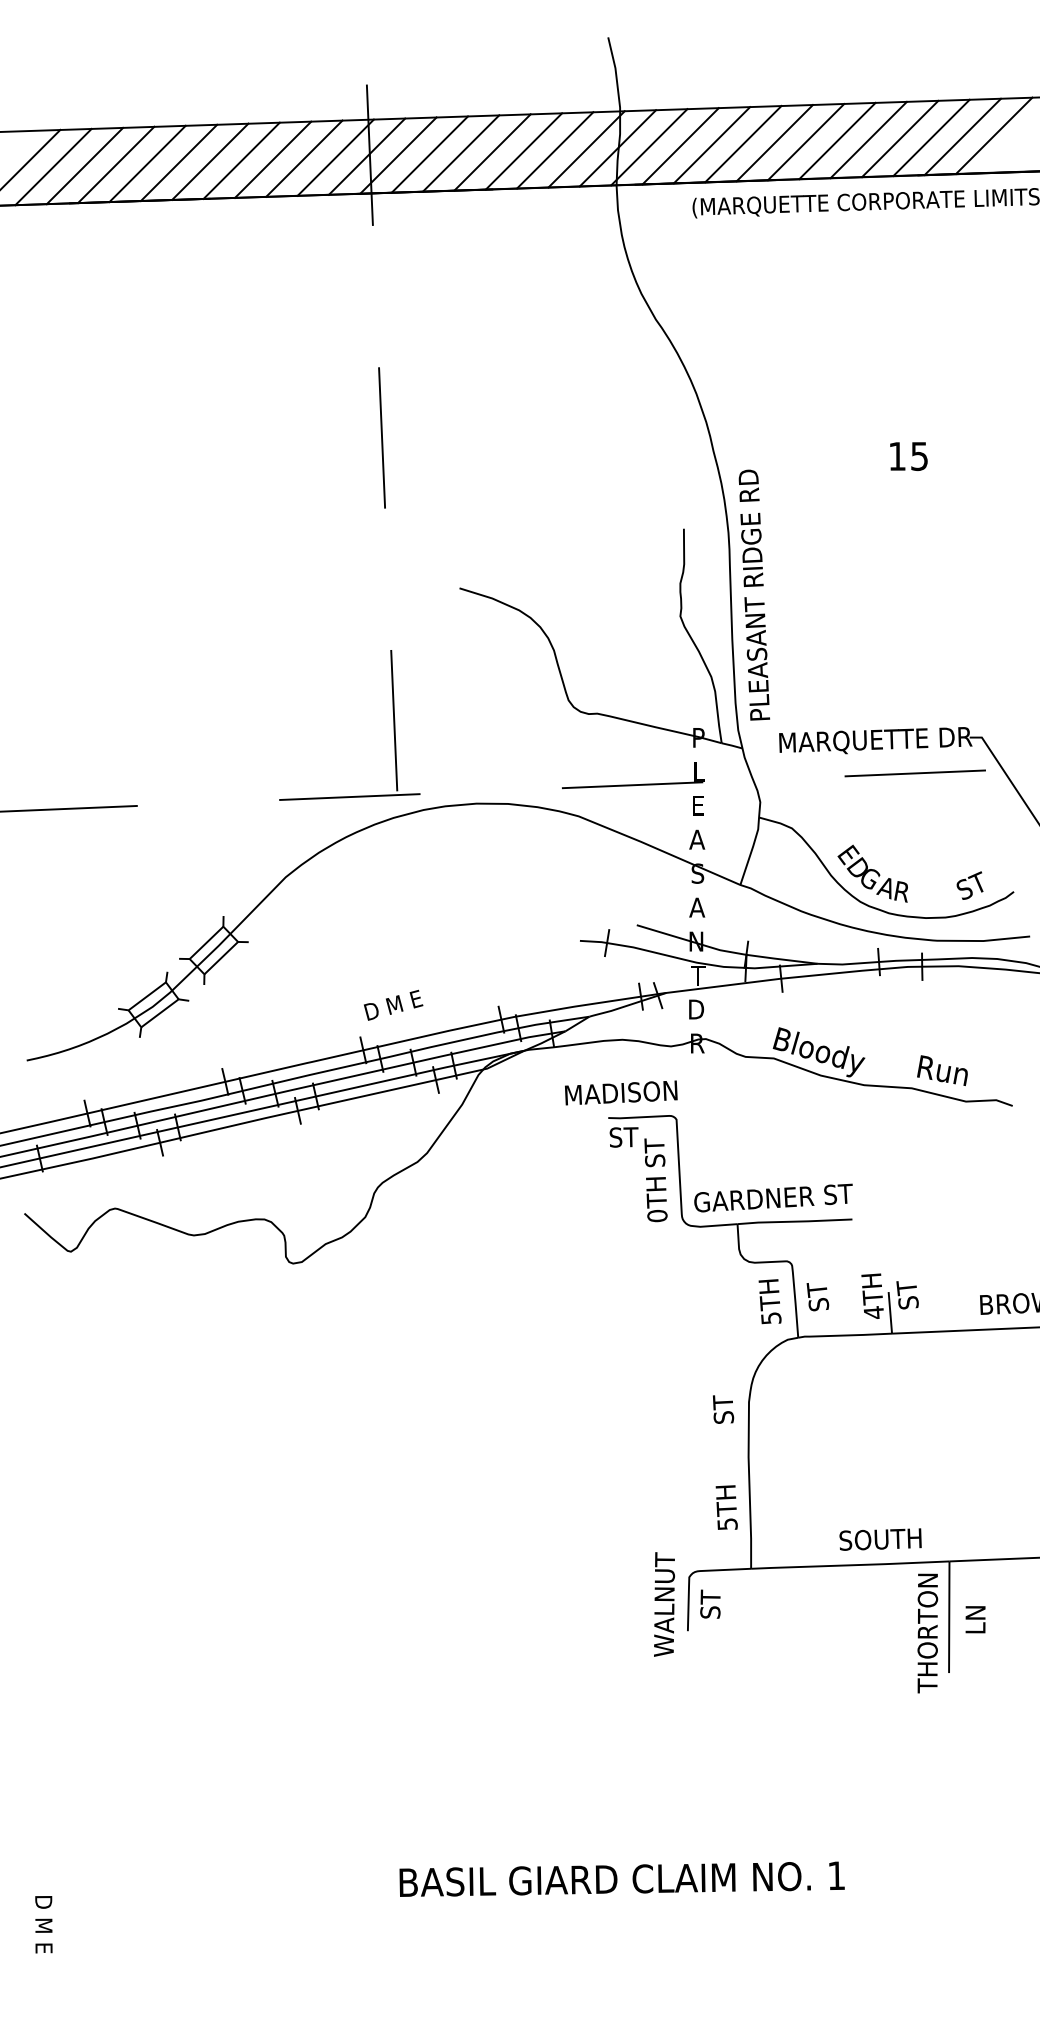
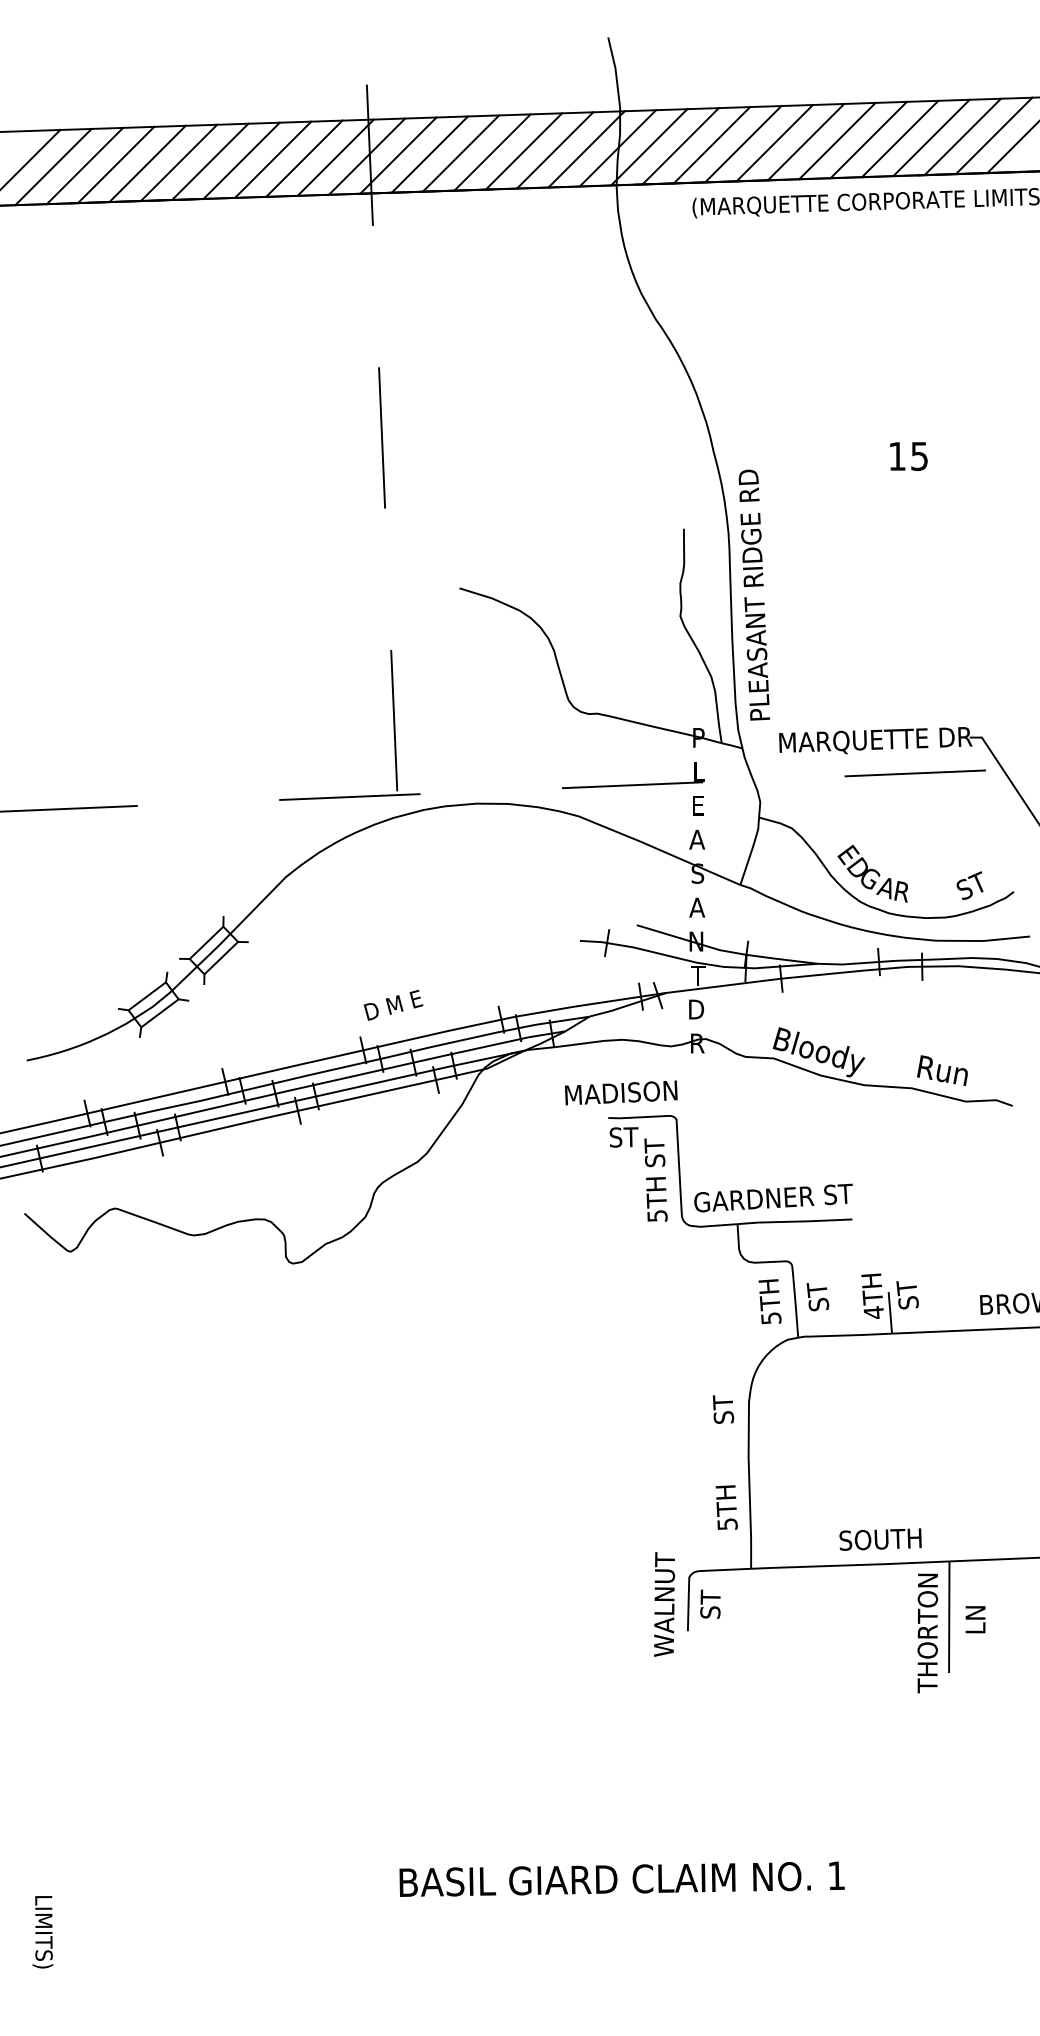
line: none -> present (1011, 147)
text: 0TH -> 5TH (657, 1216)
text: D M E -> LIMITS) (42, 1933)
